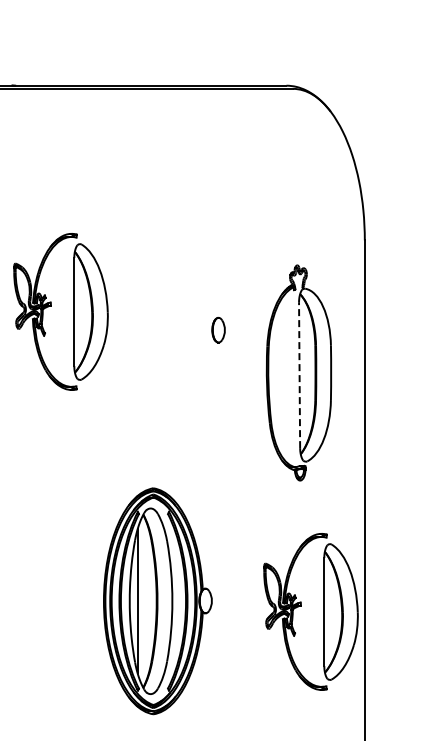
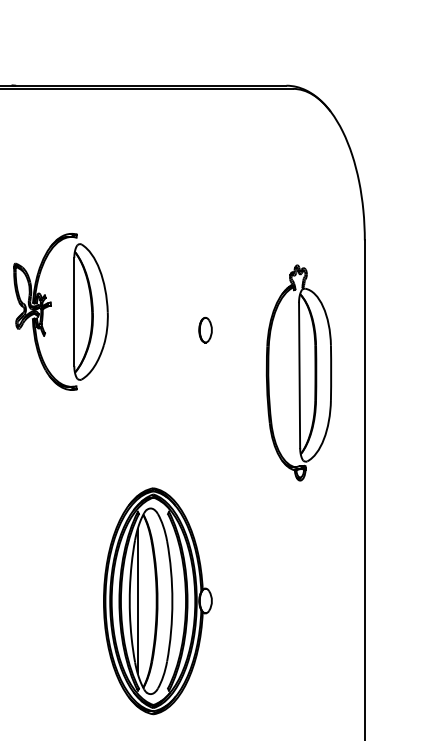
part position: (218, 330) -> (205, 330) (205, 330)
line: dashed -> solid (299, 375)
part: present -> none (301, 606)
